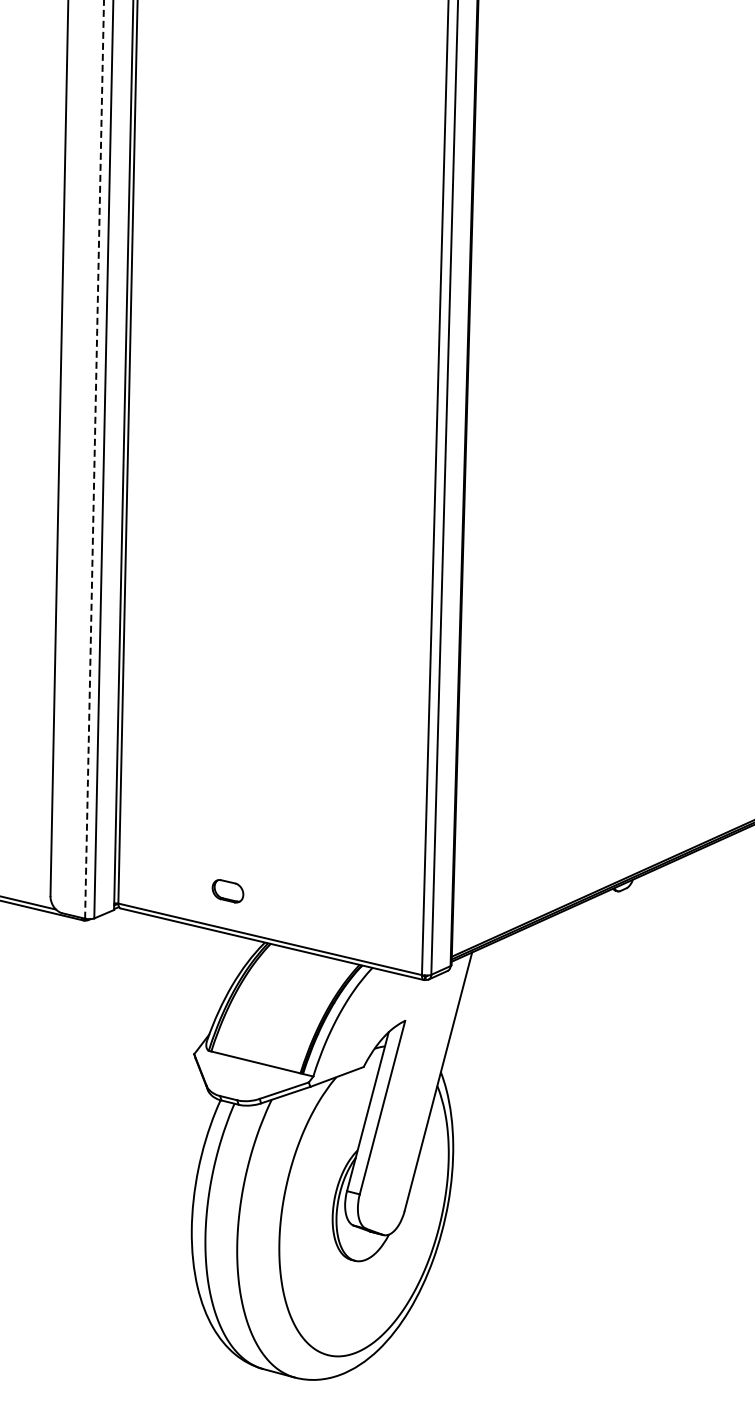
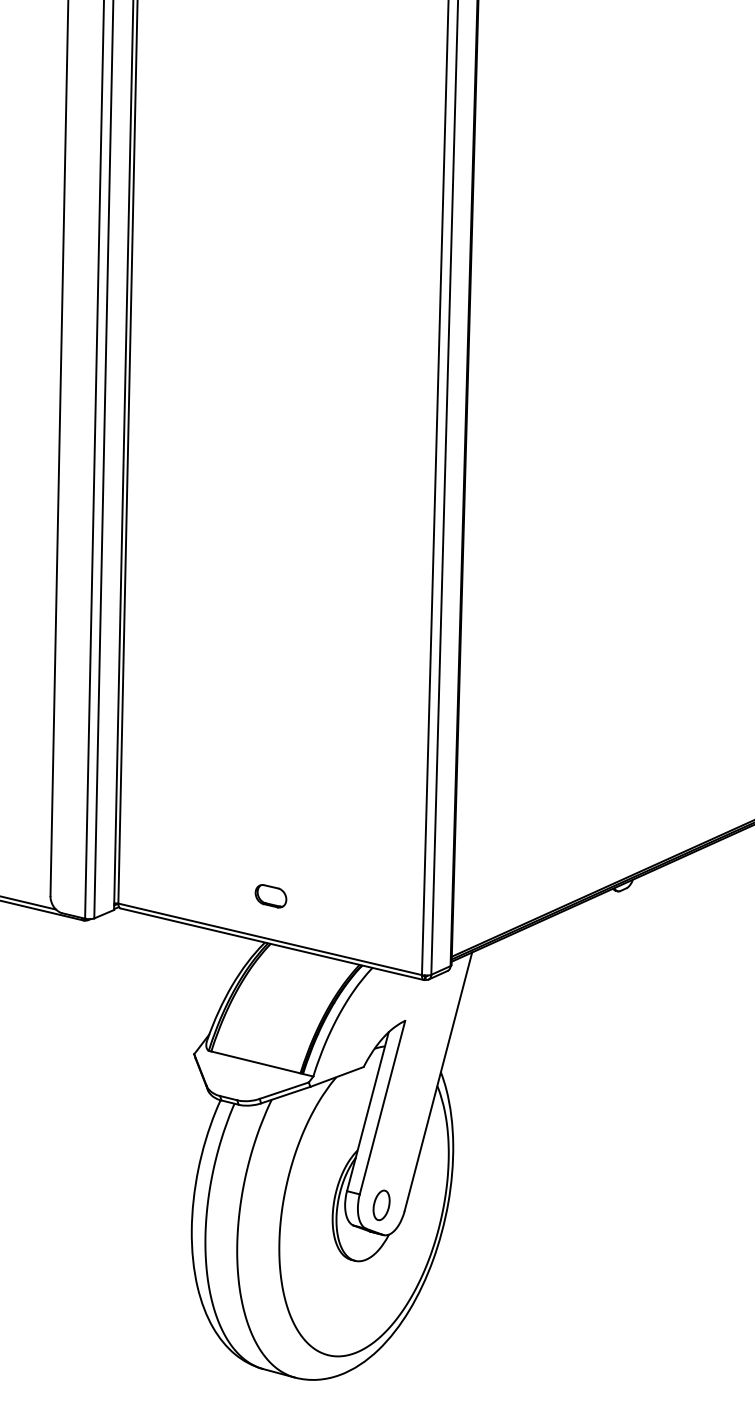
line: dashed -> solid (94, 458)
part position: (227, 891) -> (270, 896) (270, 896)
part: none -> present (381, 1205)
